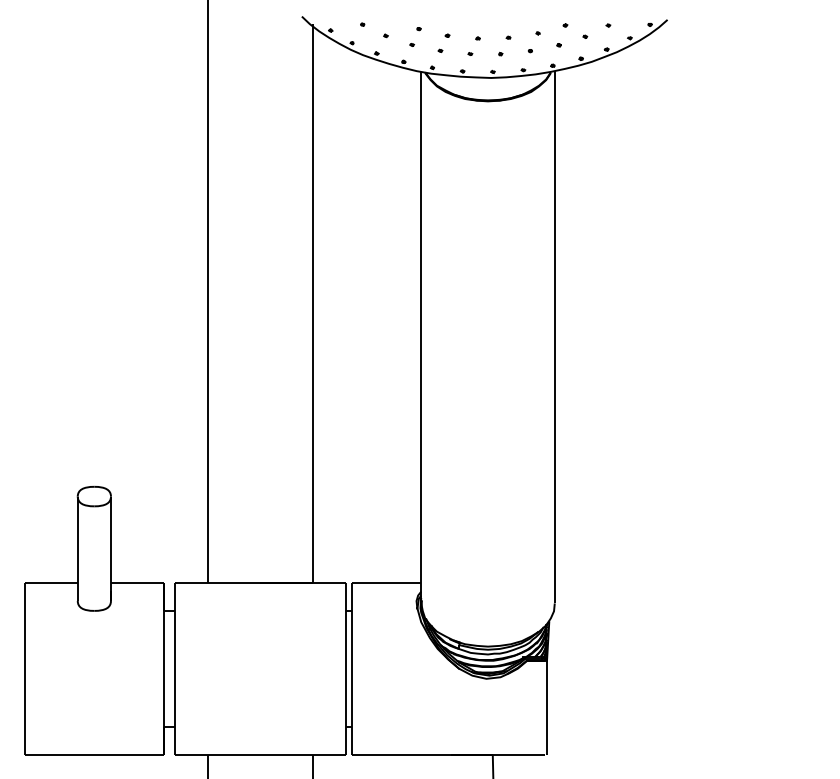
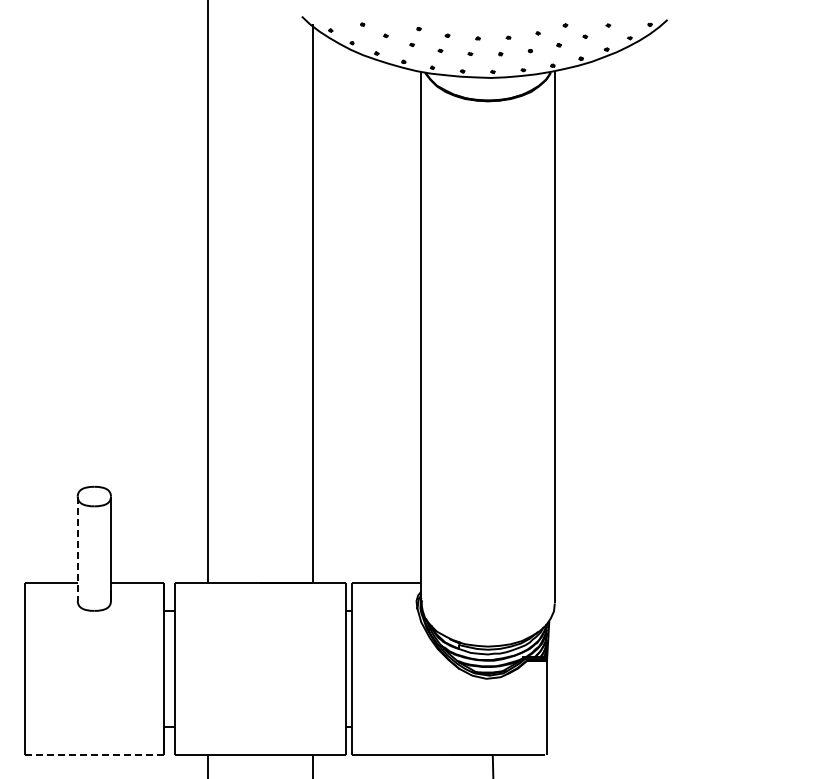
line: solid -> dashed (77, 549)
line: solid -> dashed (94, 754)
